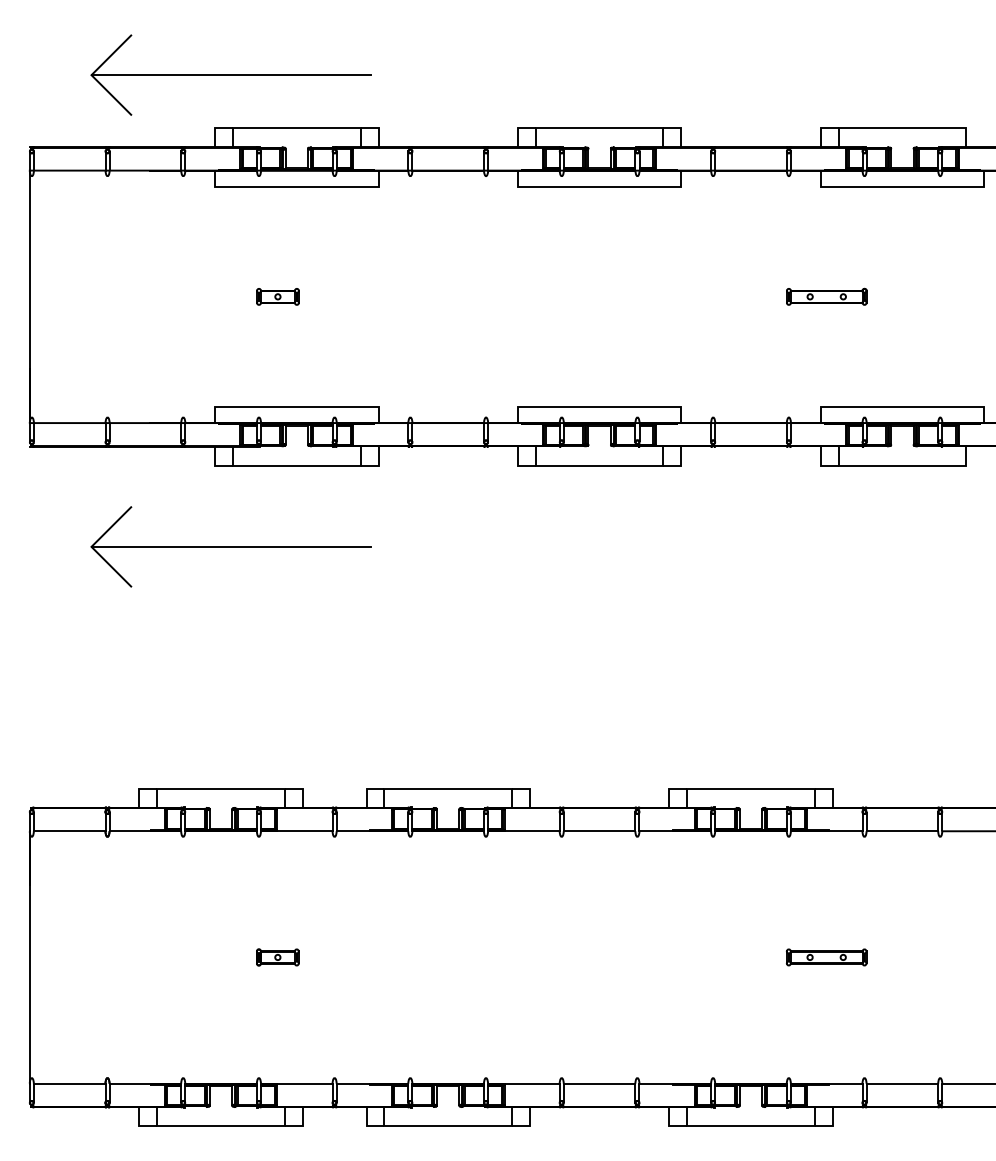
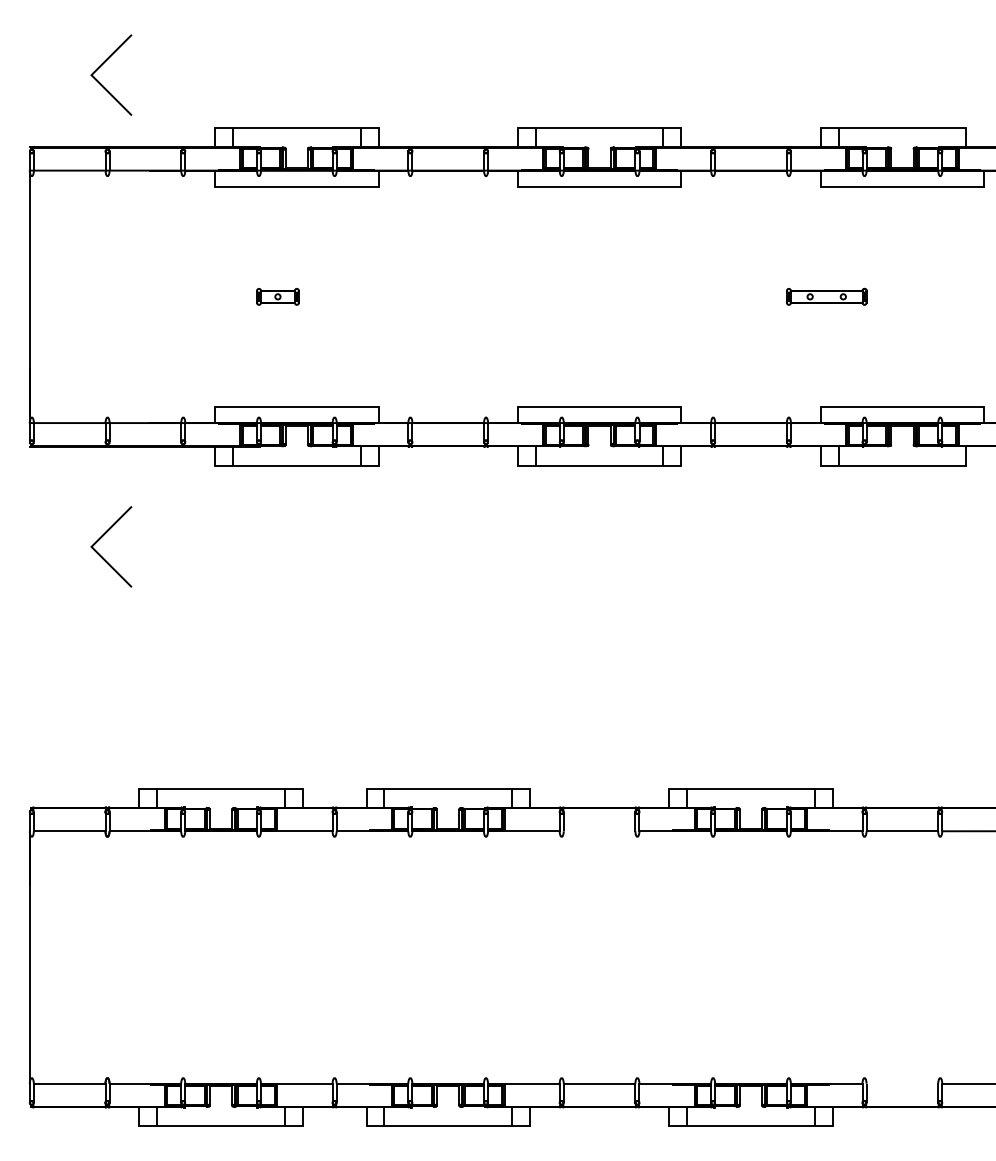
line: present -> none (231, 75)
line: present -> none (231, 546)
line: present -> none (599, 831)
part: present -> none (277, 957)
part: present -> none (826, 957)
line: present -> none (902, 1083)
